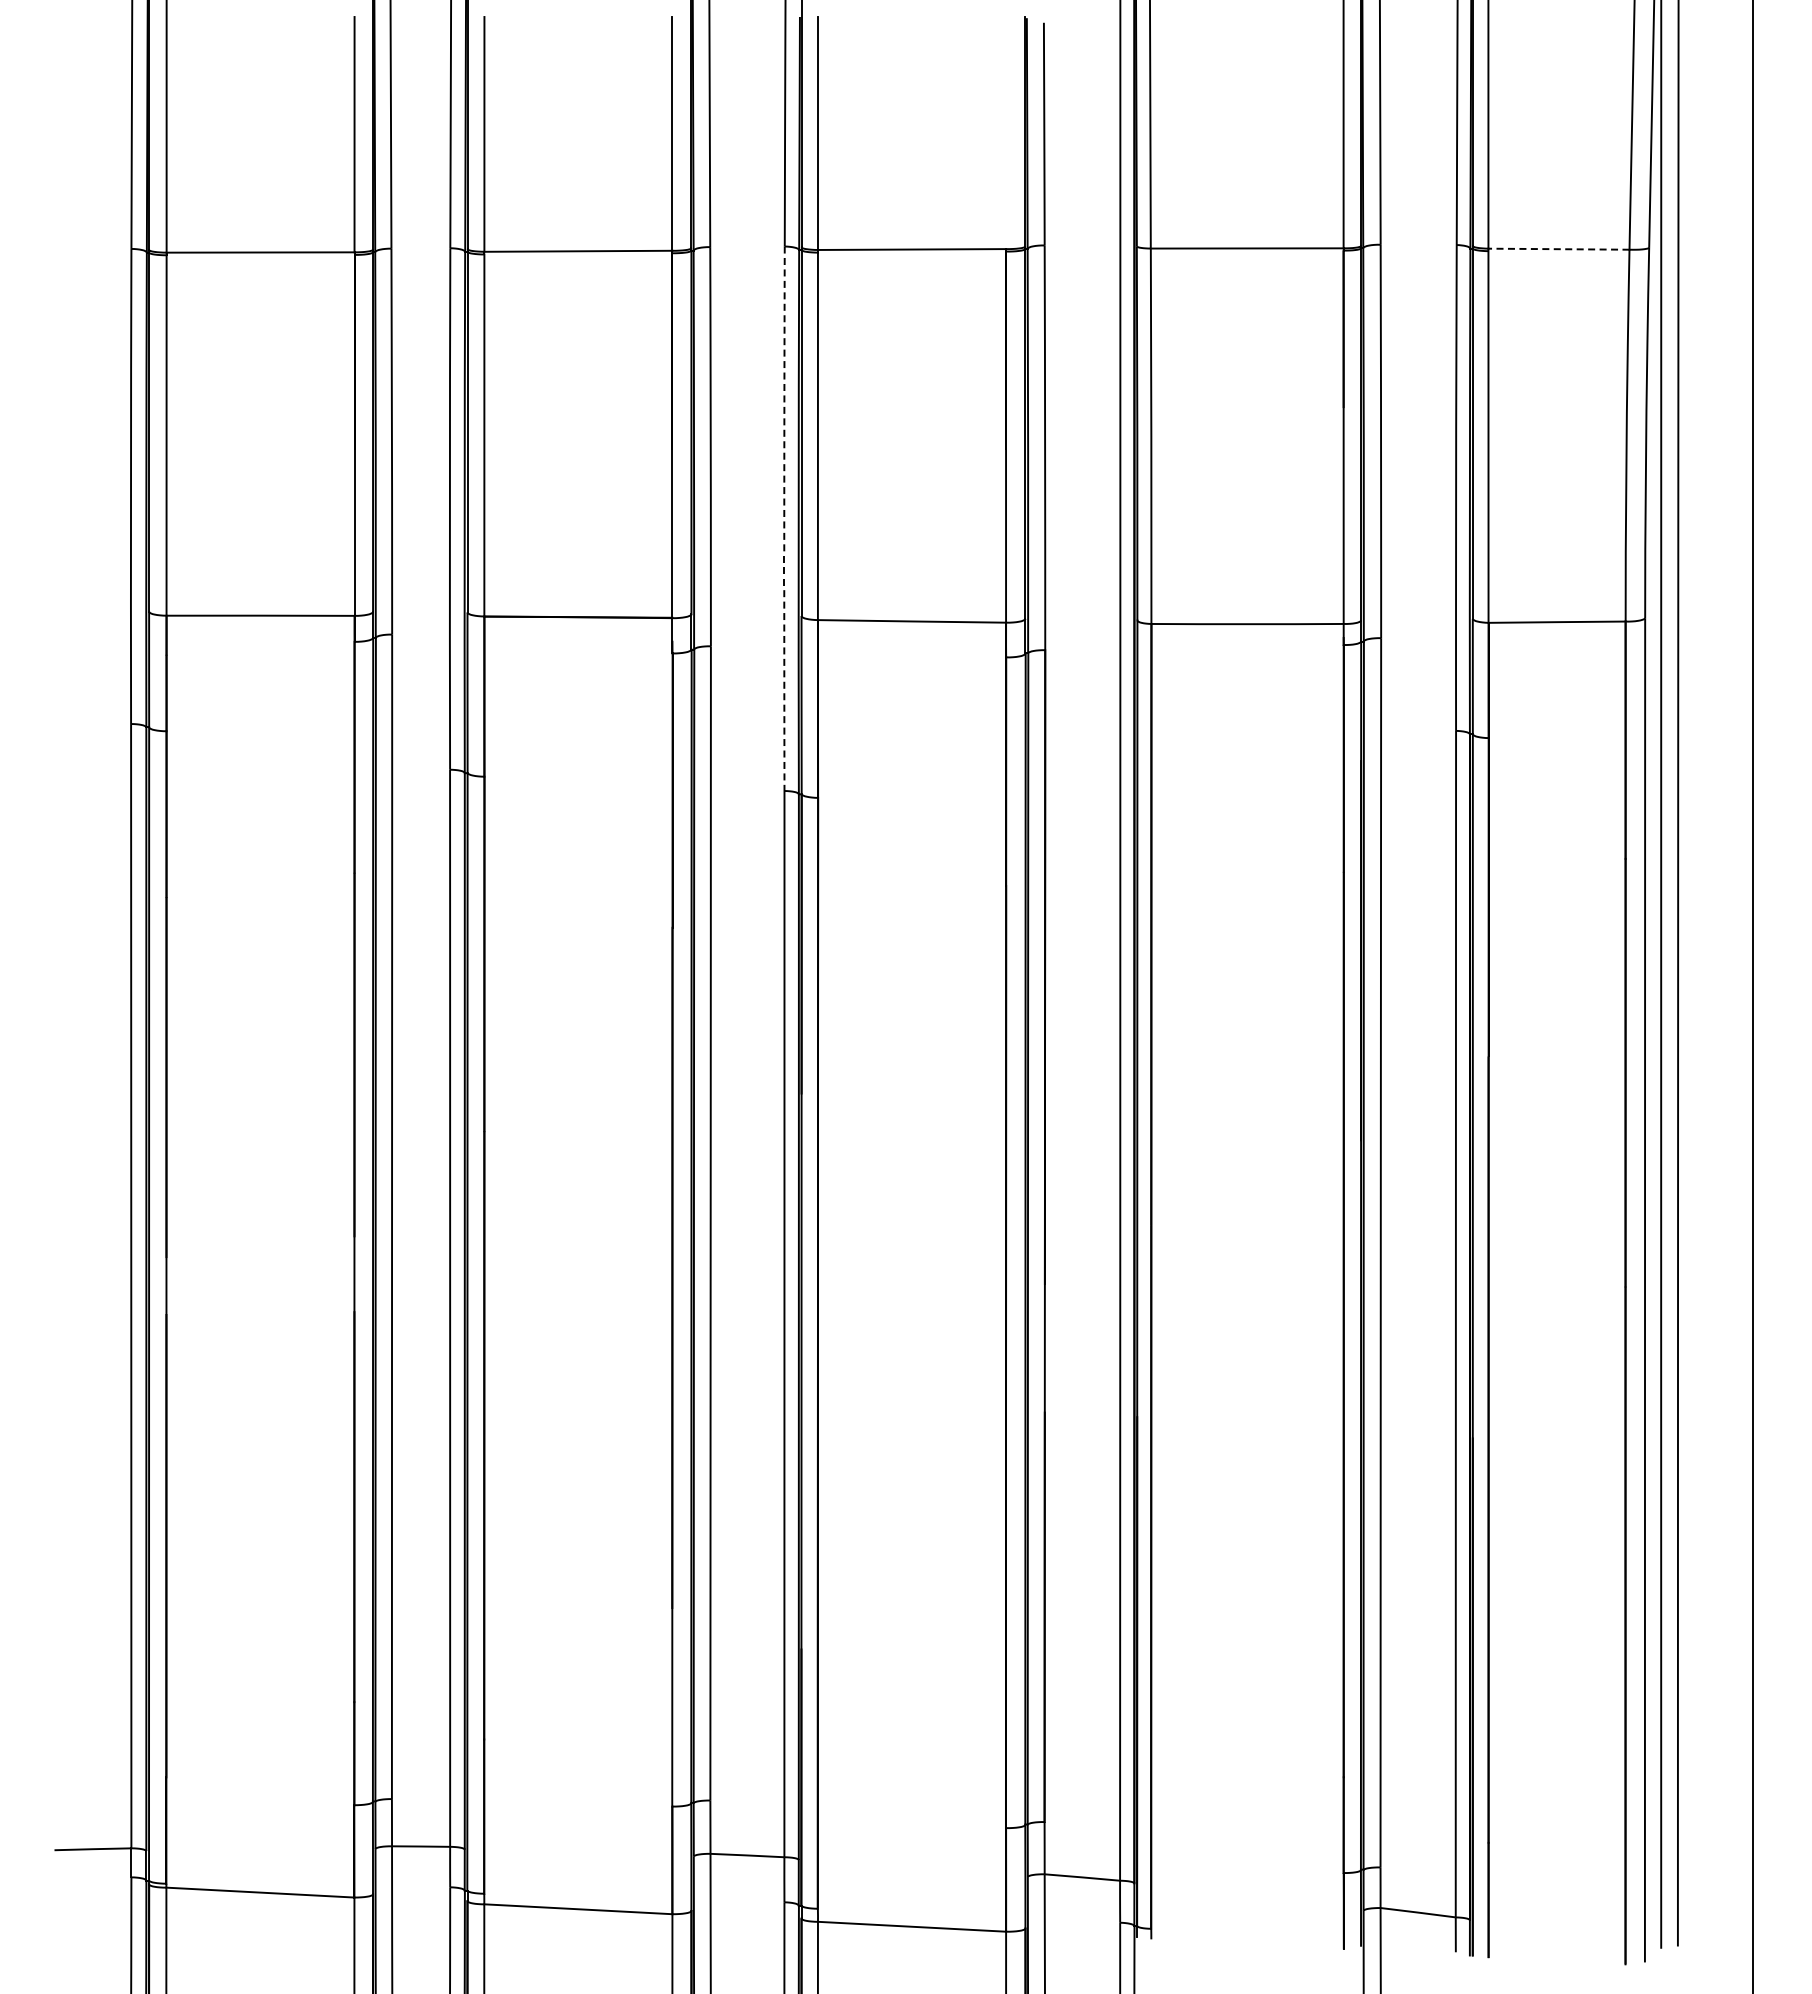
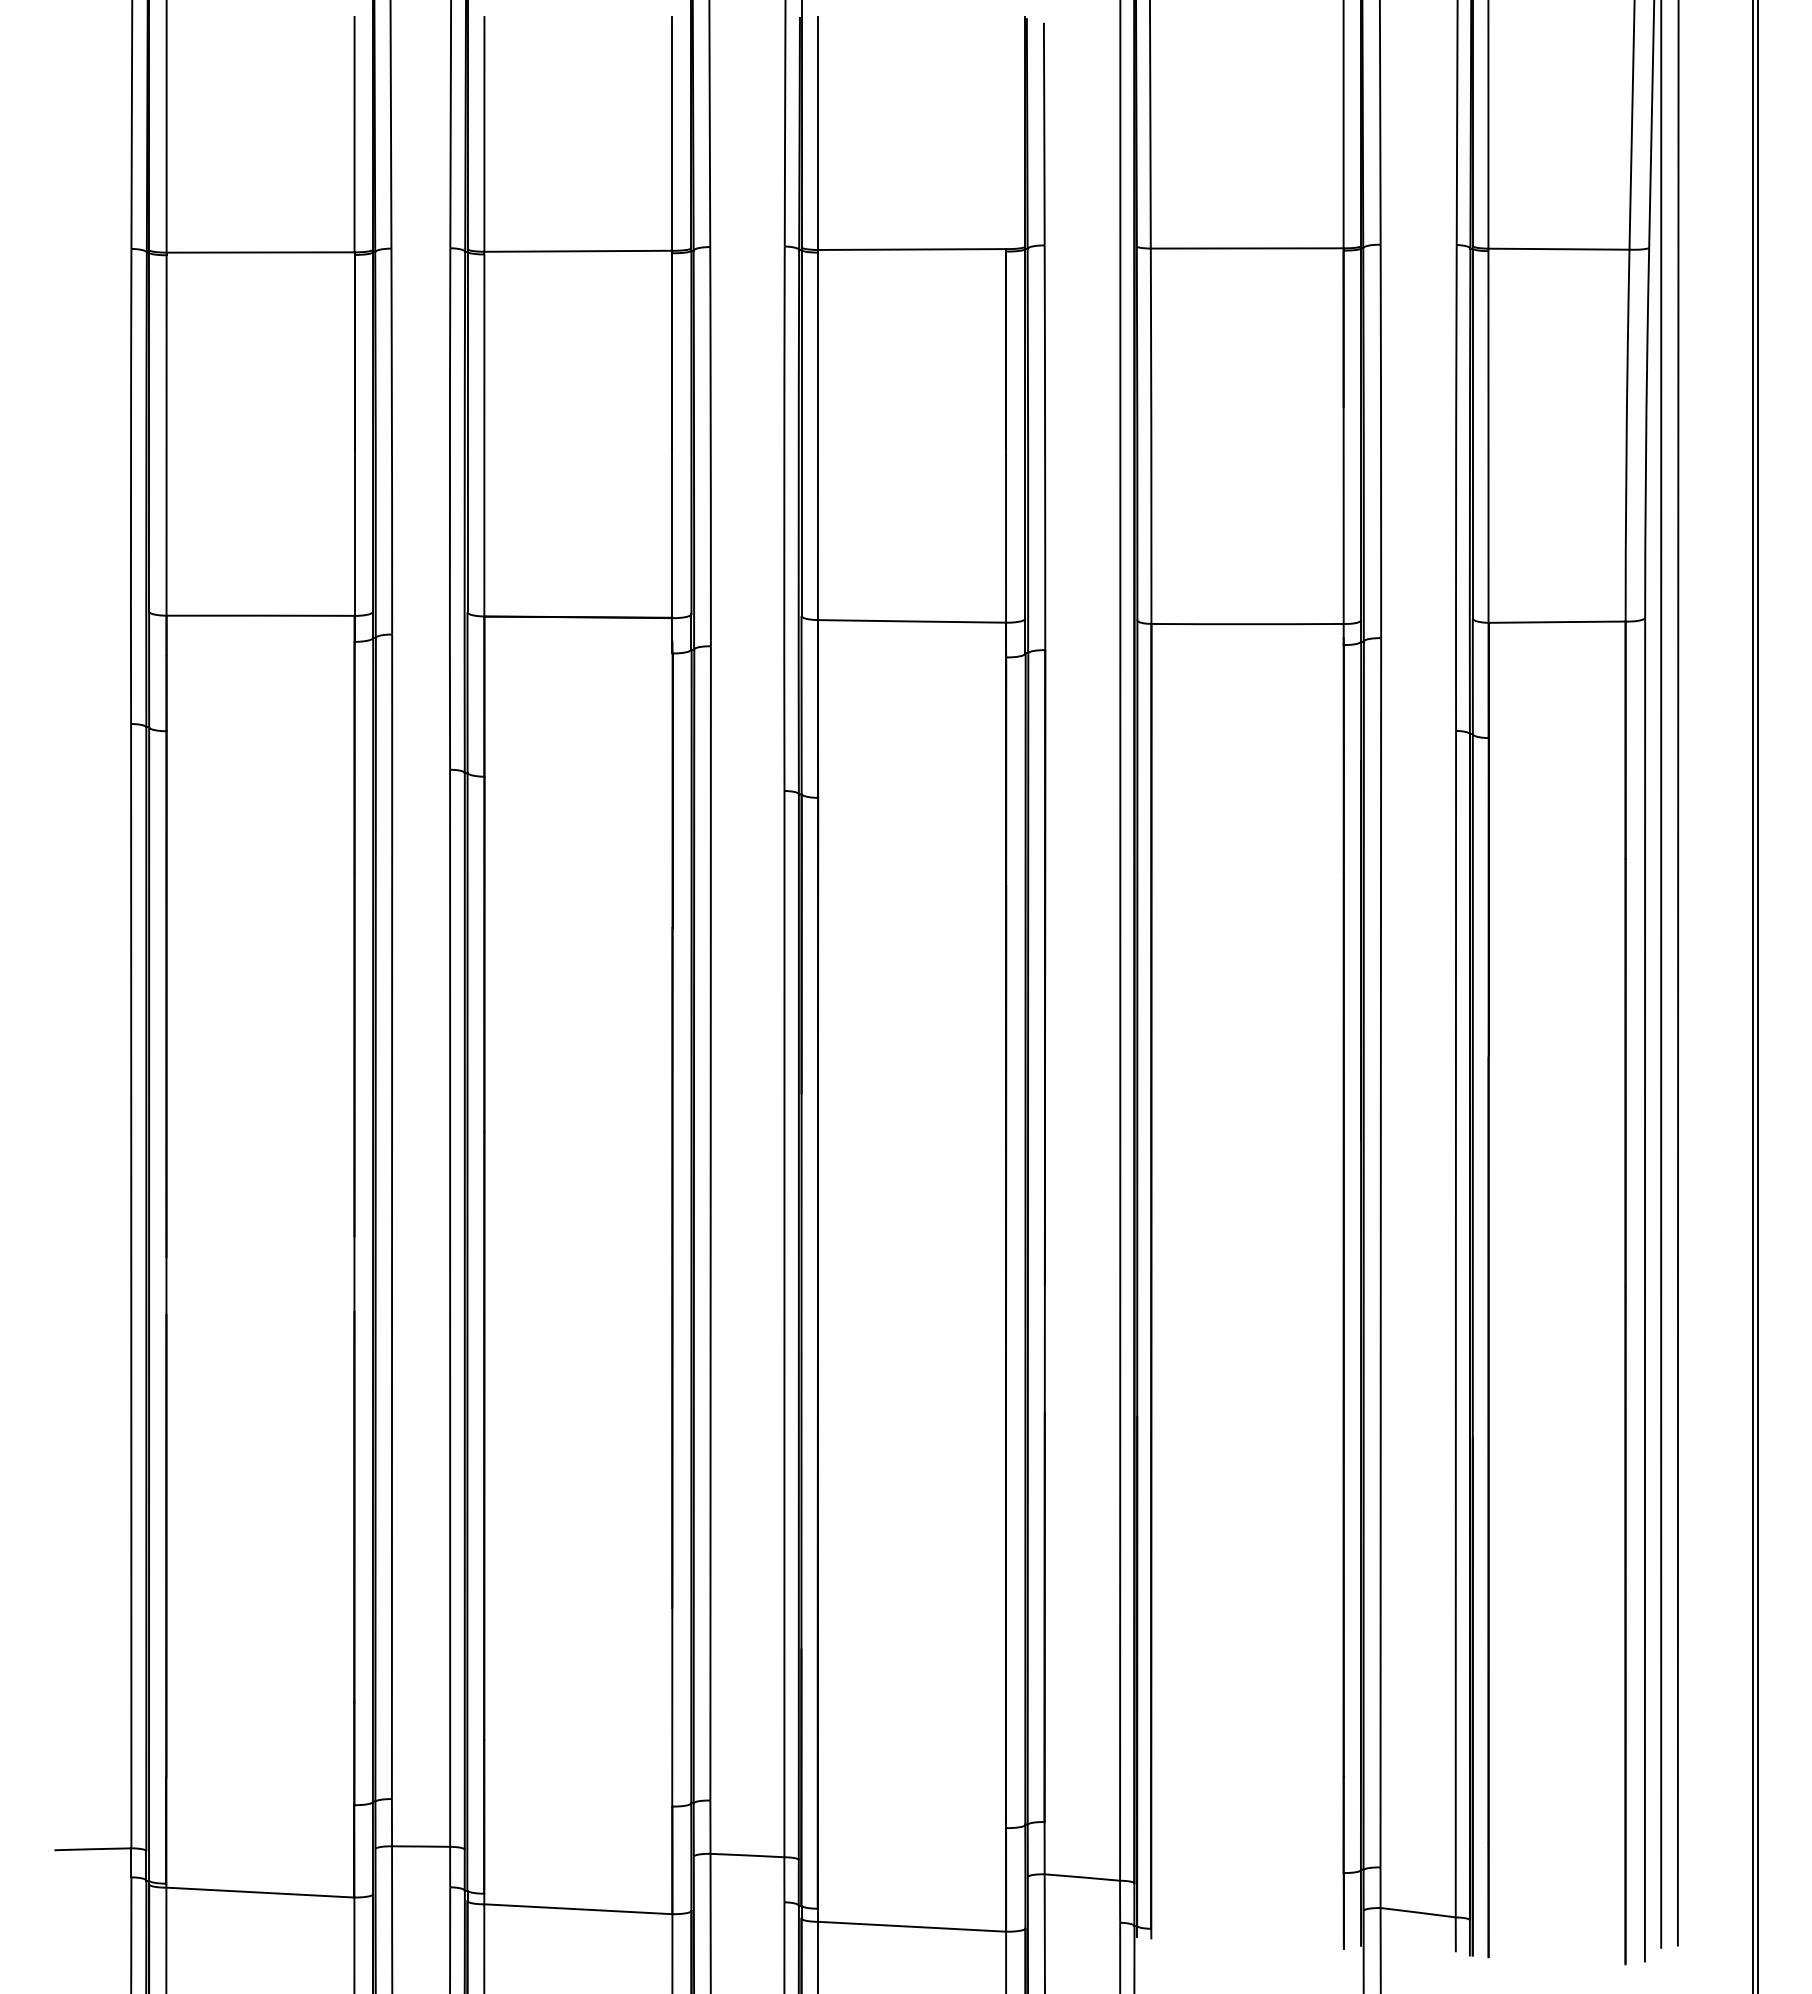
line: dashed -> solid (1558, 249)
arc: dashed -> solid (784, 518)
line: none -> present (1757, 996)
